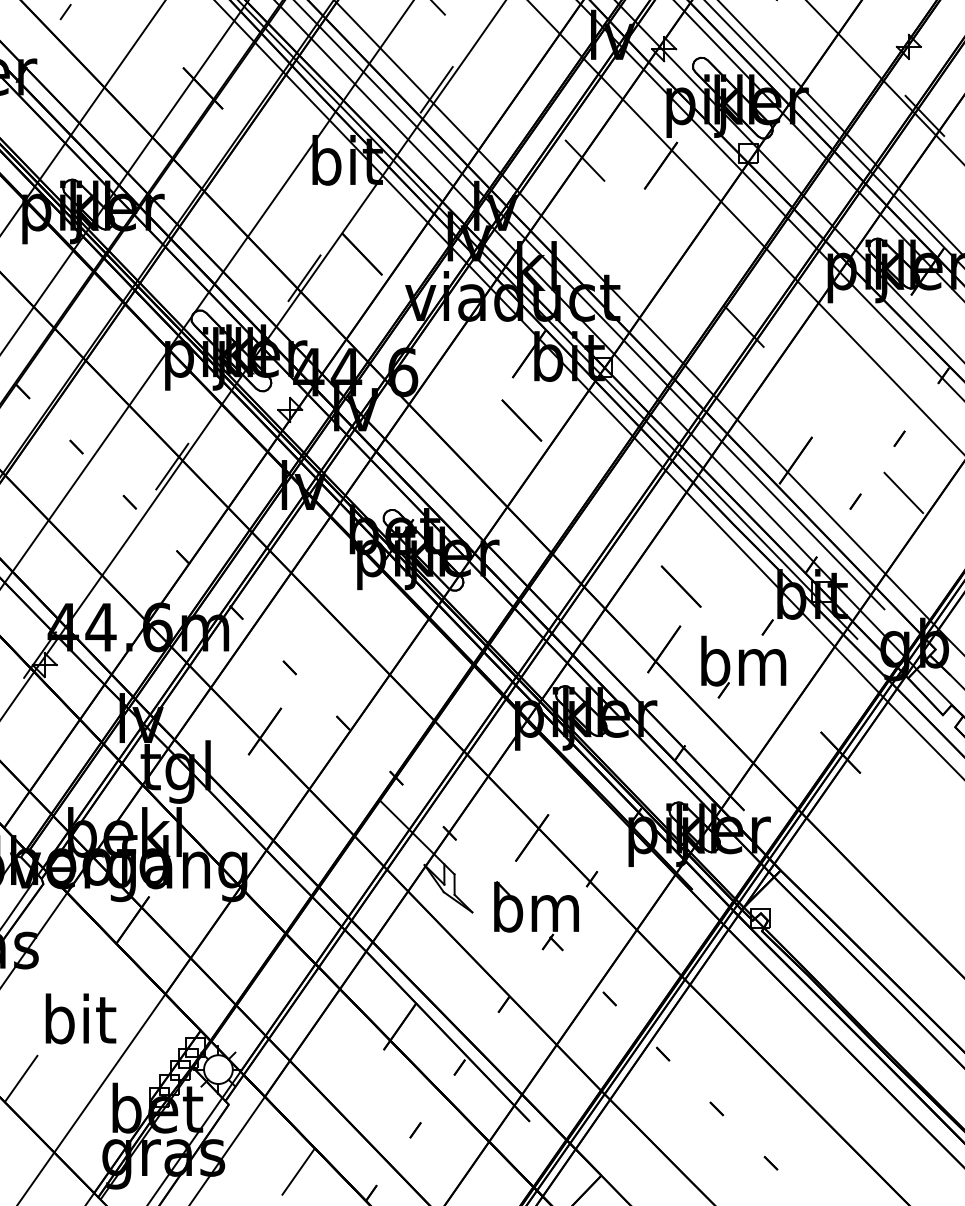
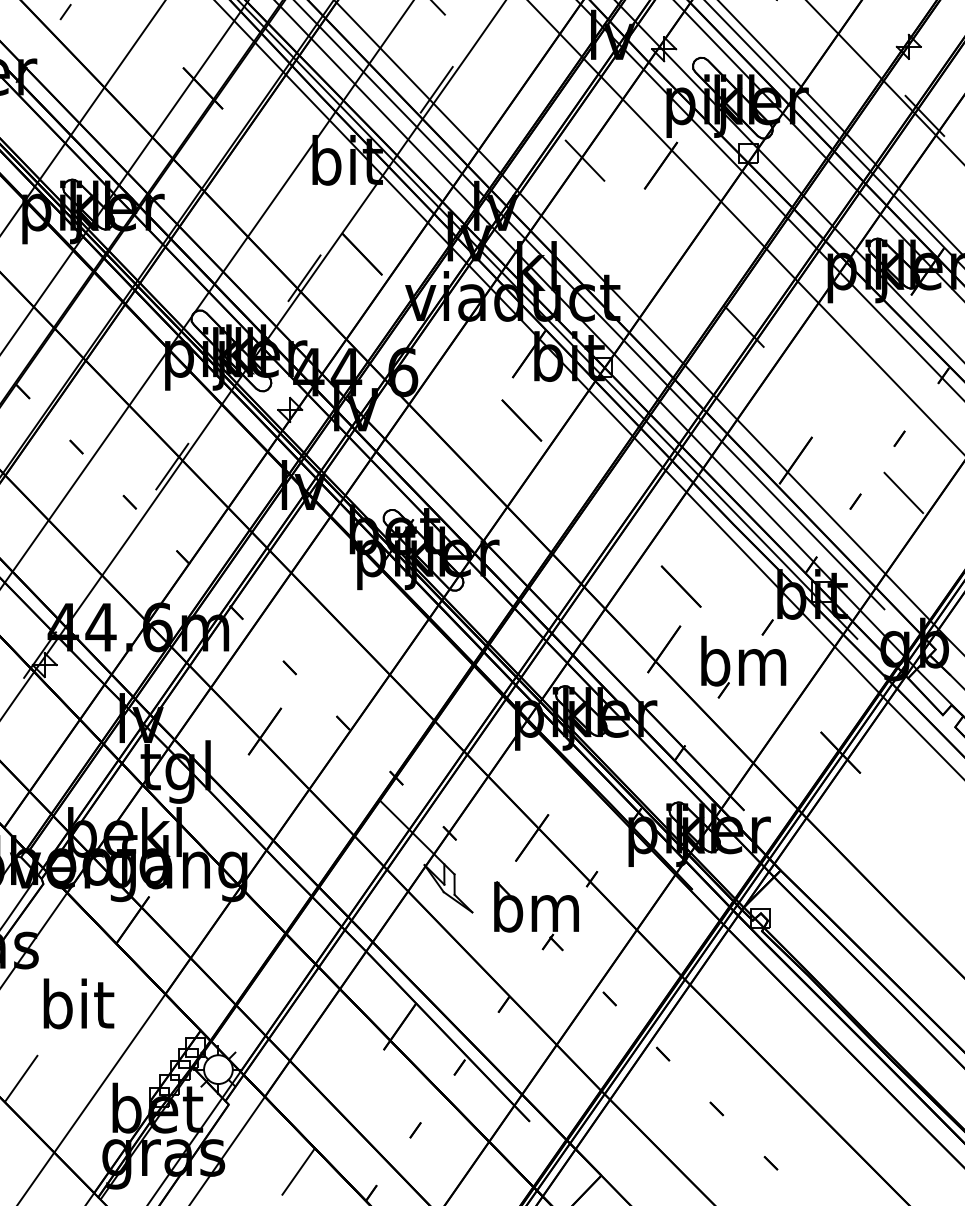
text position: (80, 1018) -> (78, 1003) (78, 1003)
